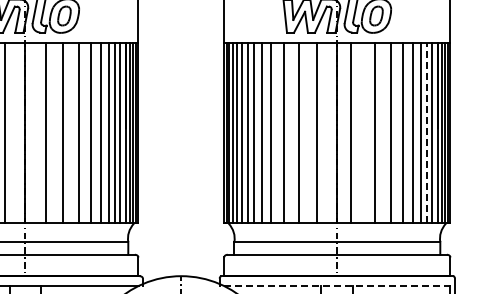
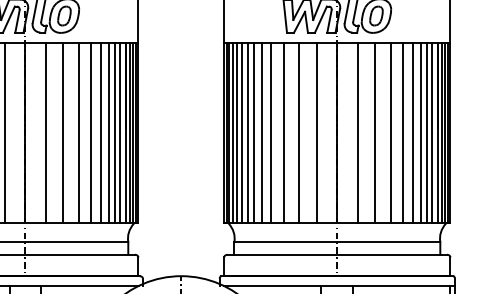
line position: (350, 132) -> (357, 132) (357, 132)
line: dashed -> solid (427, 132)
line: dashed -> solid (339, 285)
